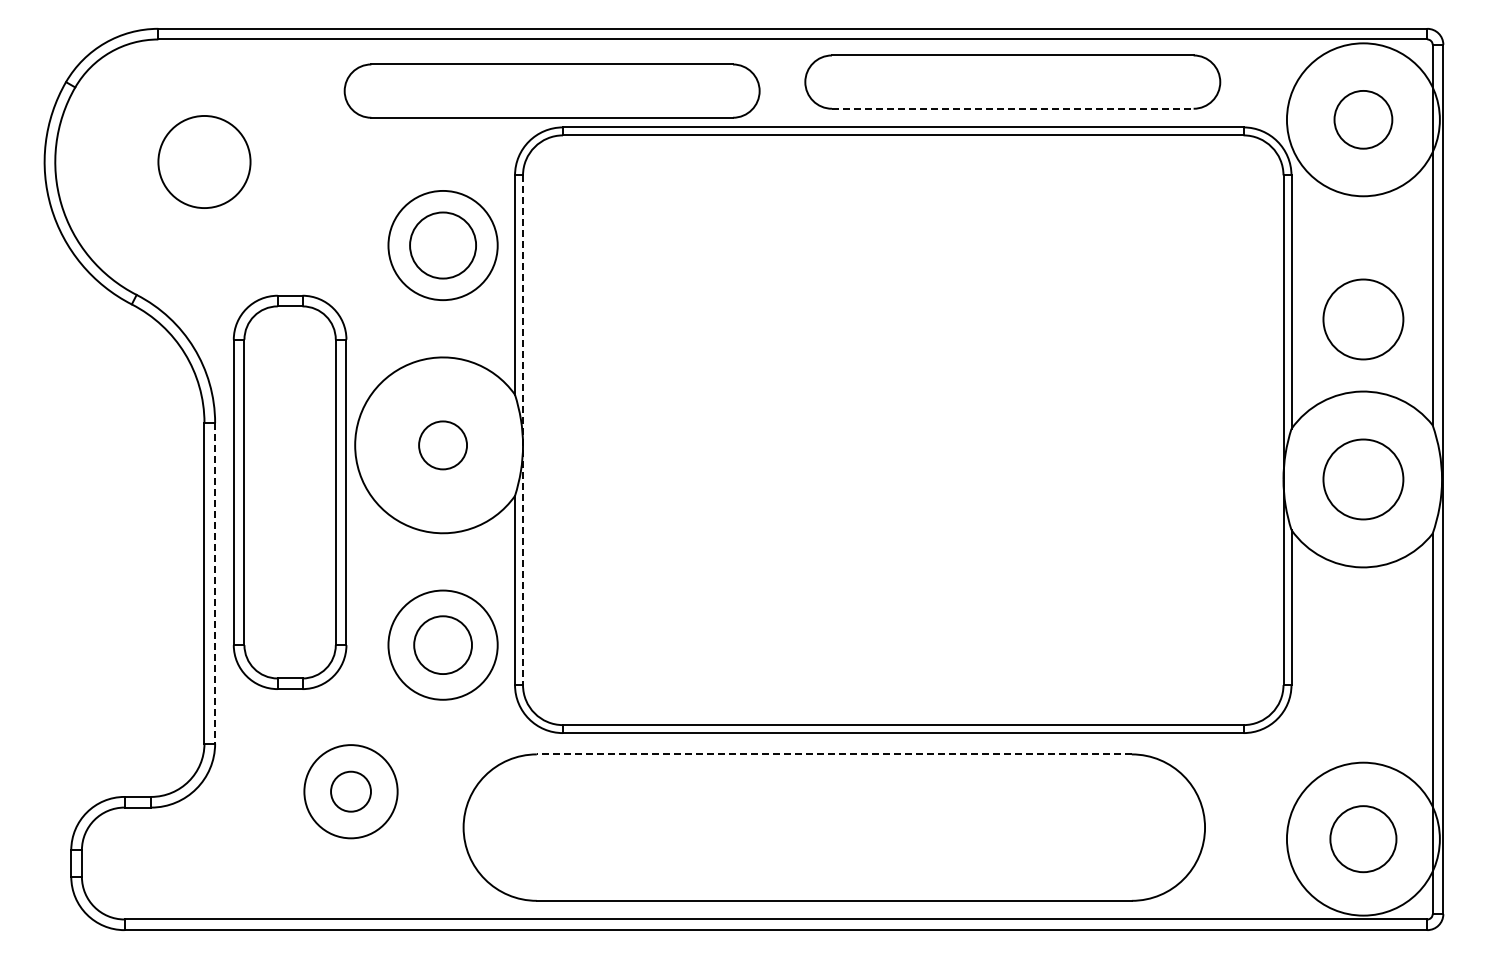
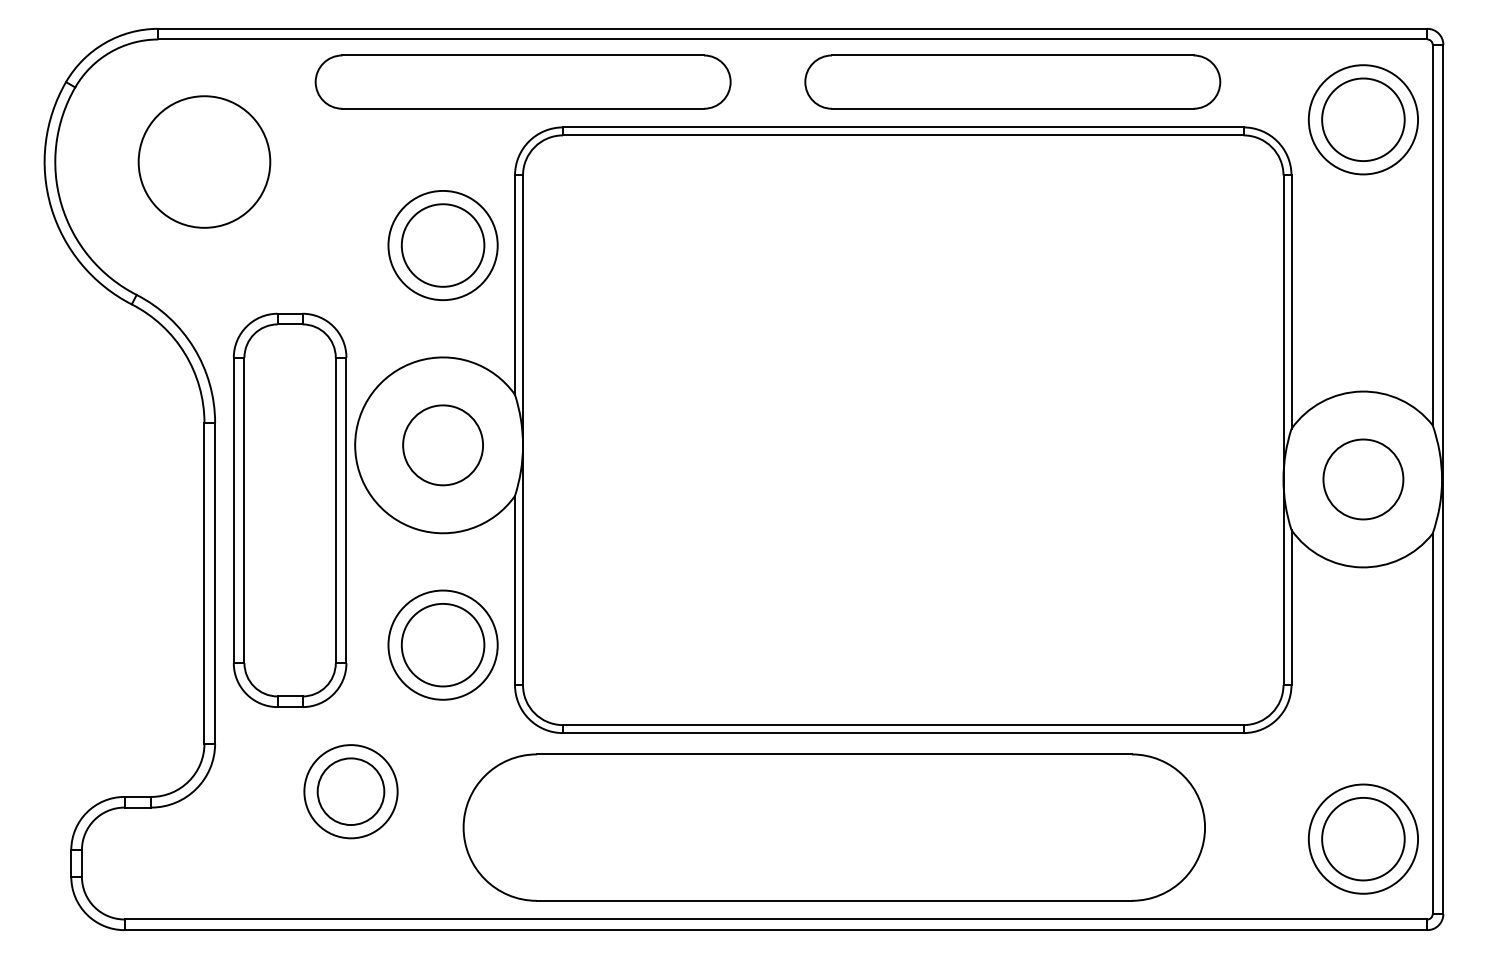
part position: (551, 90) -> (522, 81) (522, 81)
line: dashed -> solid (1012, 108)
circle diameter: 153 px -> 109 px (1363, 119)
circle diameter: 58 px -> 83 px (1363, 119)
circle diameter: 92 px -> 132 px (204, 161)
circle diameter: 66 px -> 83 px (442, 245)
circle: present -> none (1363, 319)
line: dashed -> solid (523, 430)
circle size: 50x51 px -> 82x83 px (442, 445)
part position: (289, 491) -> (289, 509) (289, 509)
line: dashed -> solid (215, 583)
circle diameter: 58 px -> 83 px (442, 644)
line: dashed -> solid (834, 754)
circle diameter: 40 px -> 67 px (350, 791)
circle diameter: 153 px -> 109 px (1363, 838)
circle diameter: 66 px -> 83 px (1363, 838)
